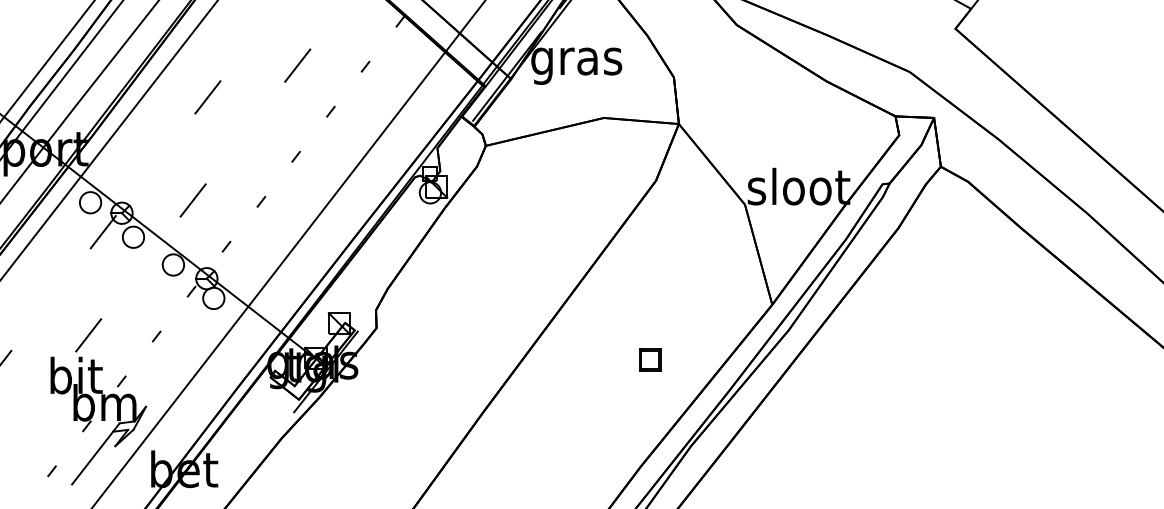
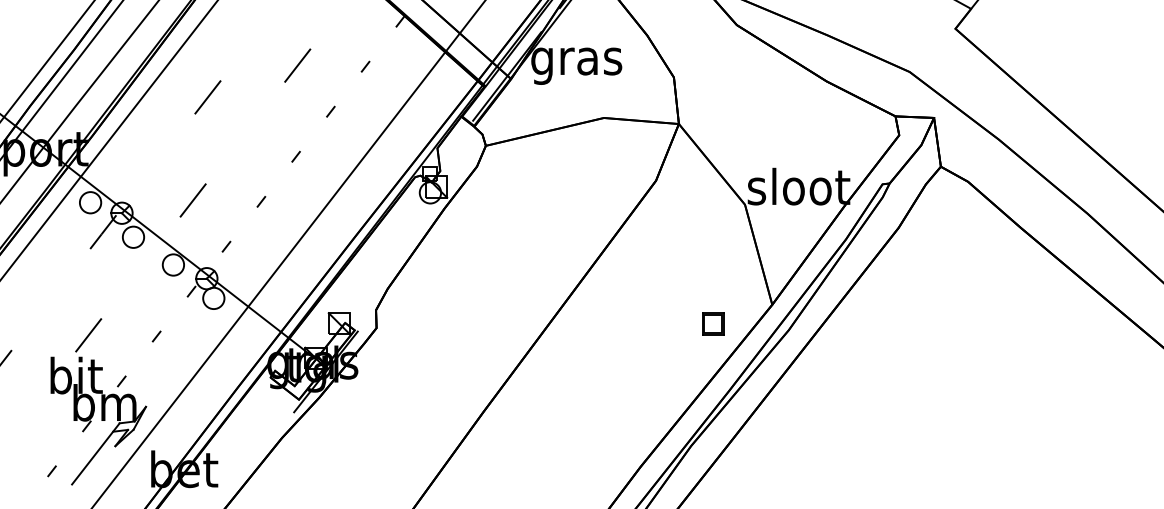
part position: (650, 359) -> (713, 323) (713, 323)
